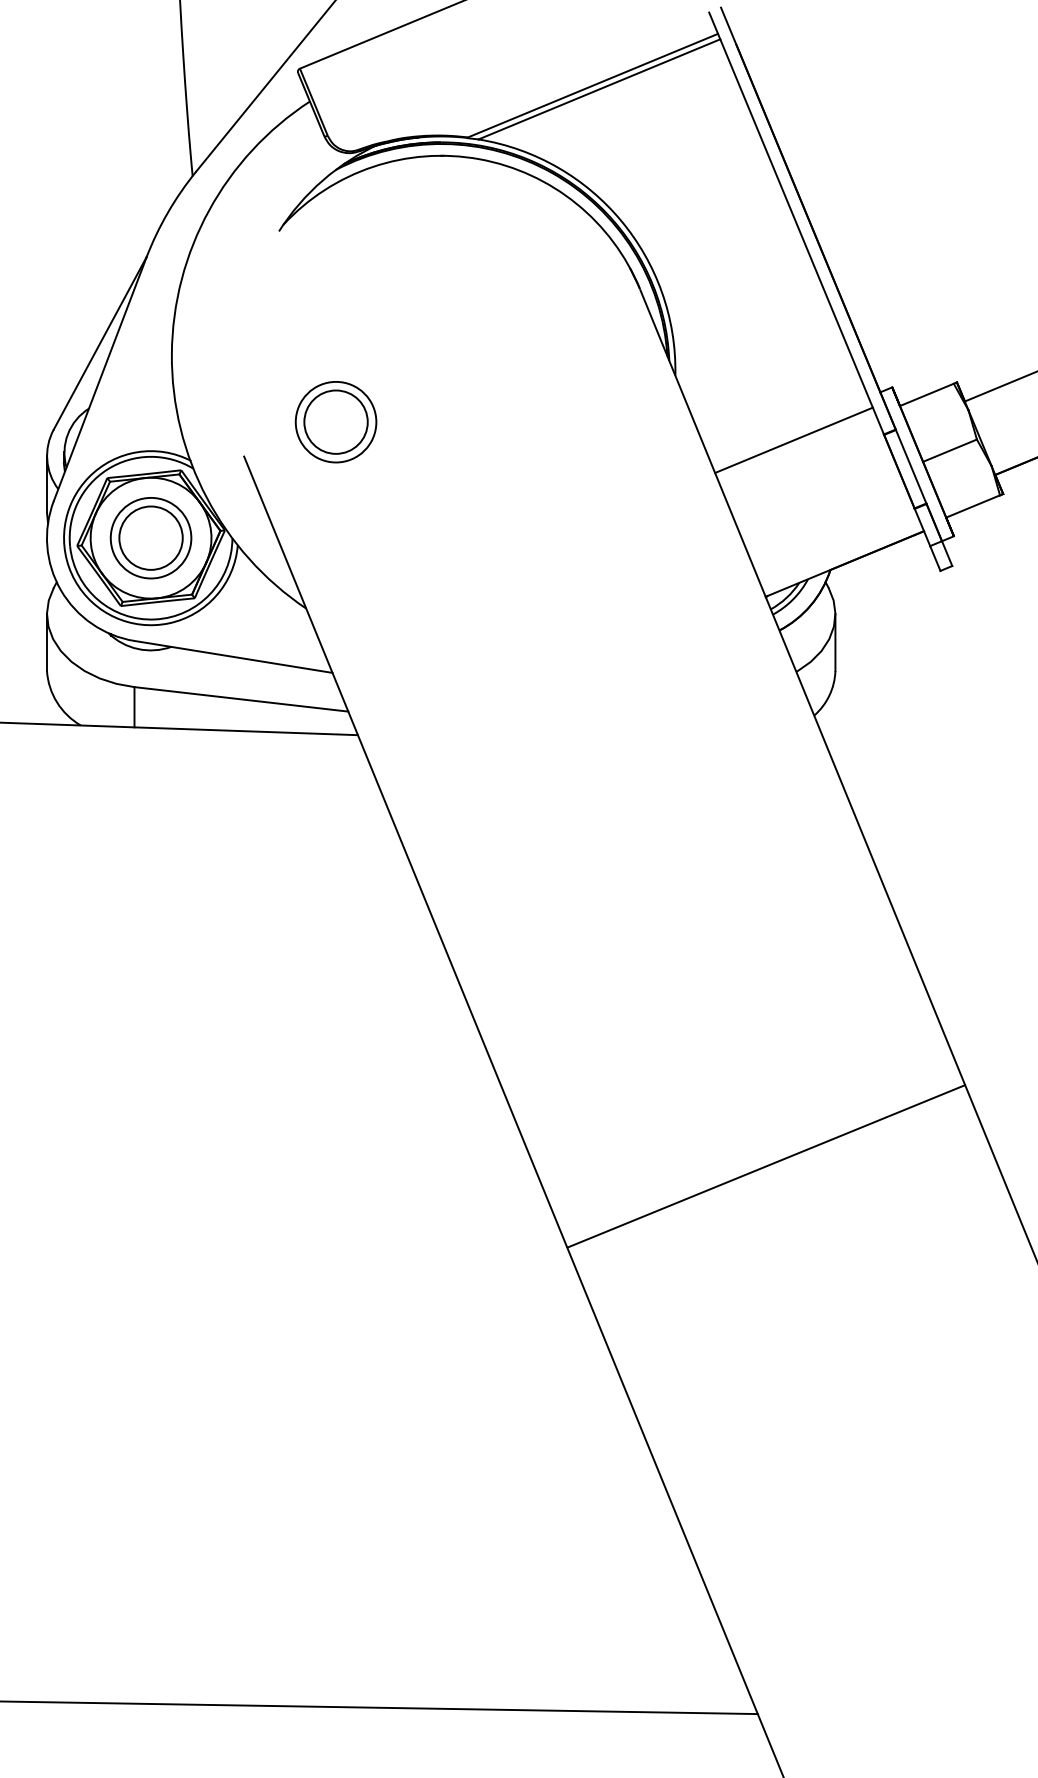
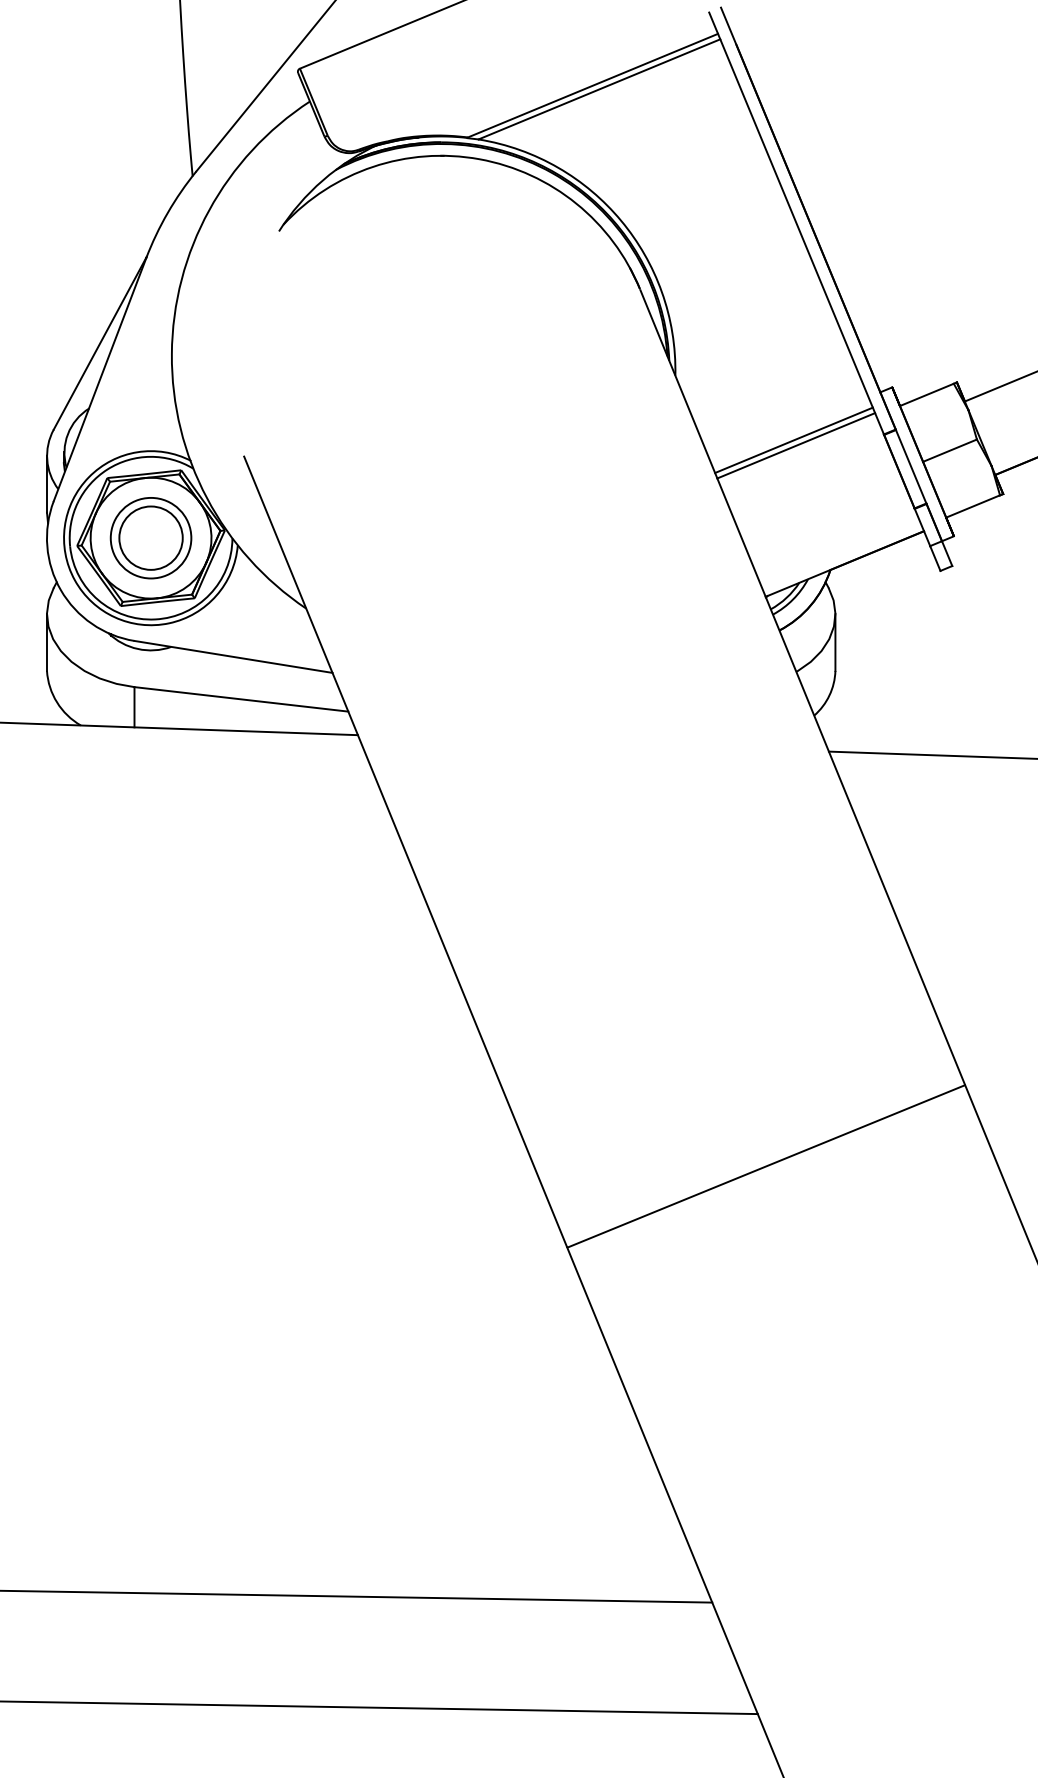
part: present -> none (335, 422)
line: none -> present (796, 445)
line: none -> present (931, 754)
line: none -> present (357, 1596)
